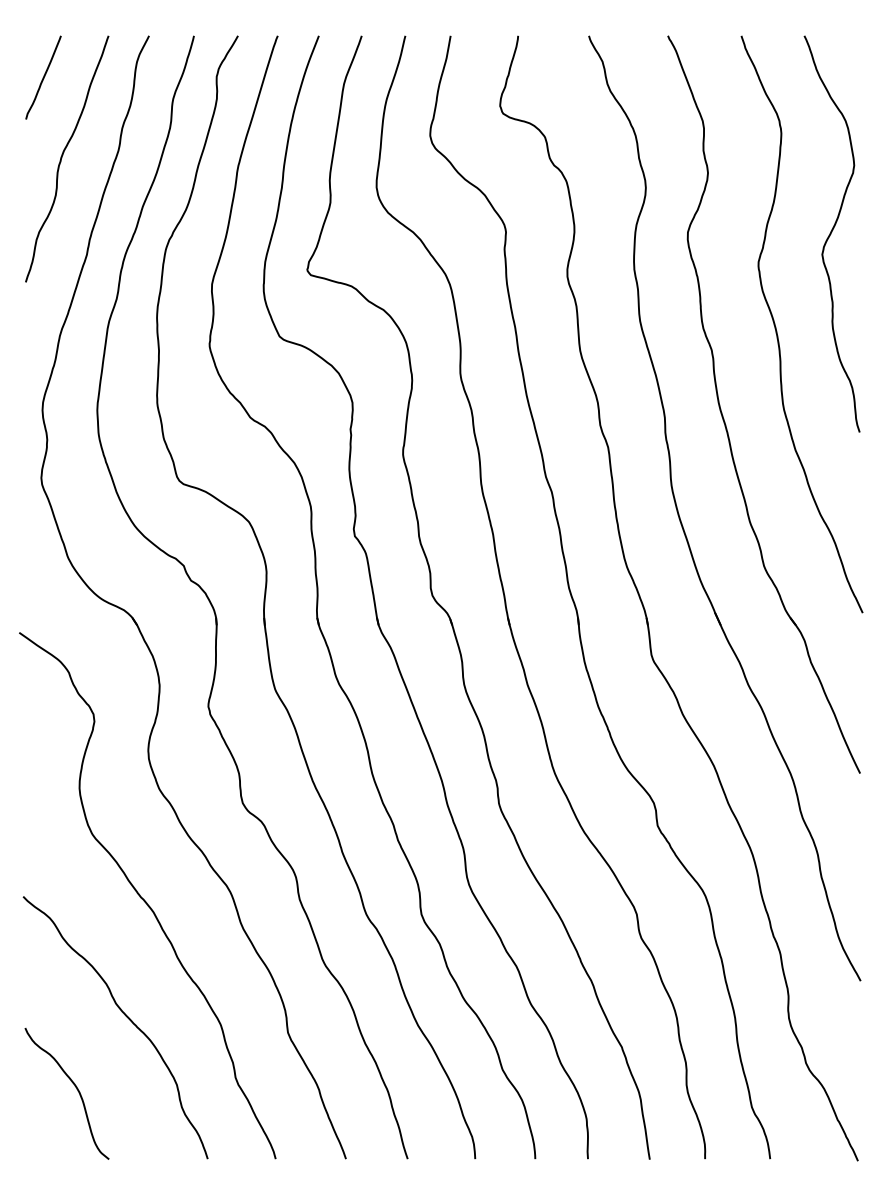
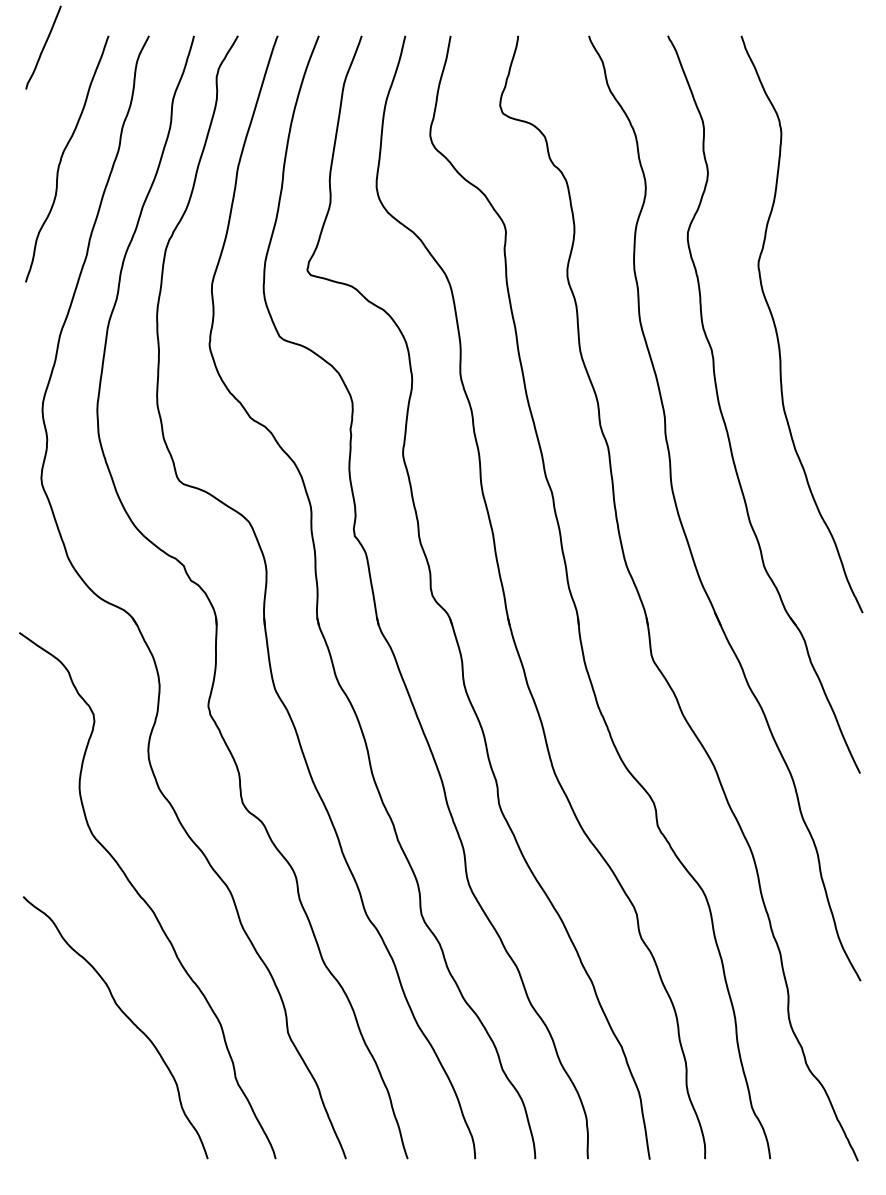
curve position: (43, 77) -> (43, 47) (43, 47)
curve: present -> none (831, 233)
curve: present -> none (74, 1086)
